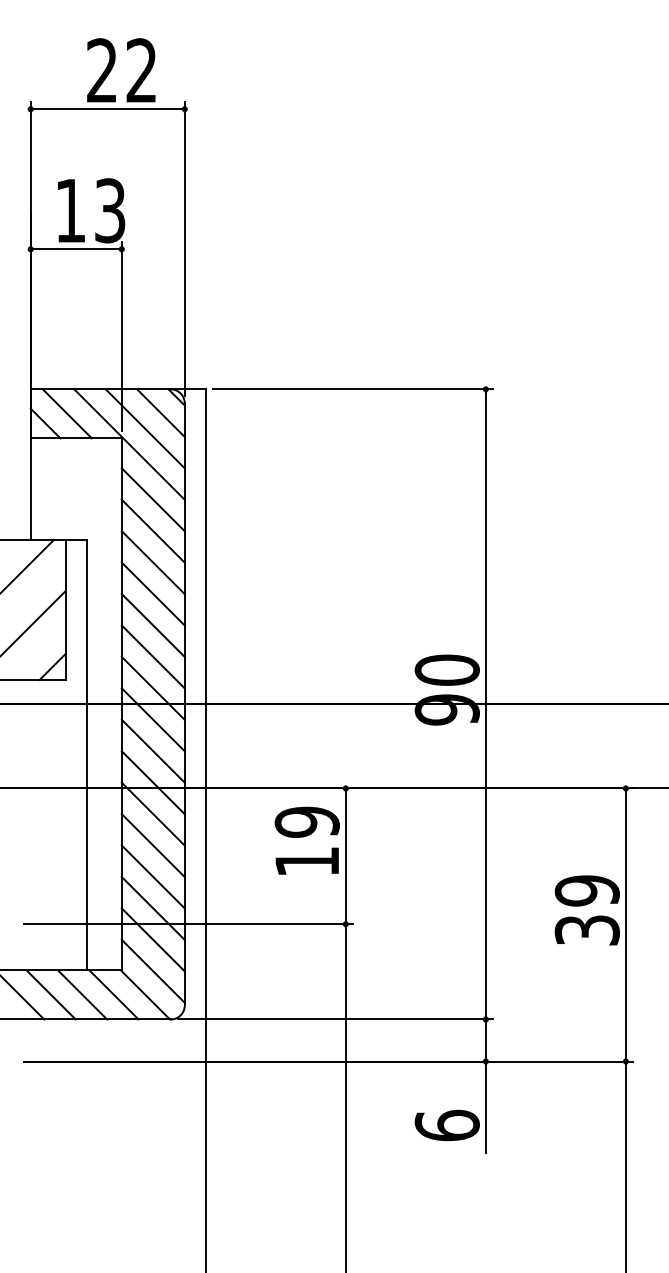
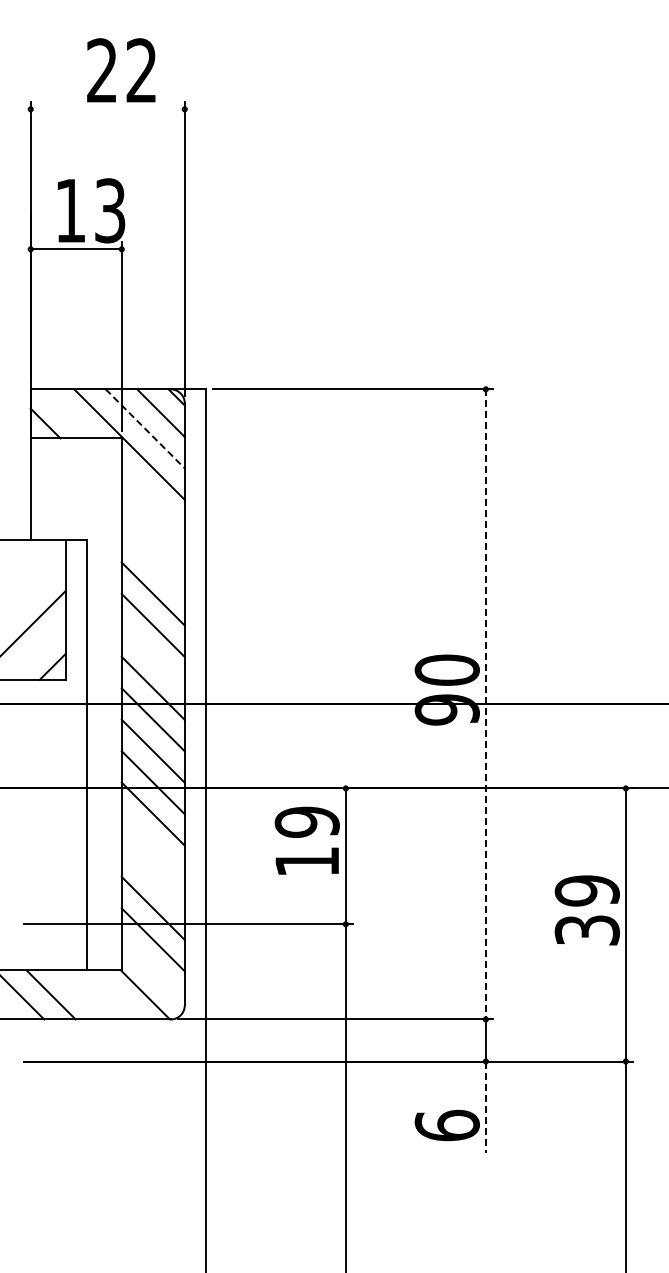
line: present -> none (107, 109)
line: present -> none (66, 413)
line: solid -> dashed (145, 428)
line: present -> none (152, 499)
line: present -> none (152, 530)
line: present -> none (152, 562)
line: present -> none (28, 565)
line: present -> none (152, 656)
line: solid -> dashed (485, 704)
line: present -> none (152, 845)
line: present -> none (152, 876)
line: present -> none (152, 970)
line: present -> none (82, 994)
line: present -> none (113, 994)
line: solid -> dashed (485, 1107)
